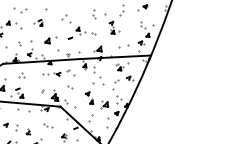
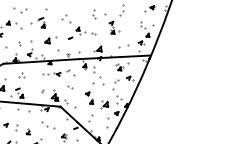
part position: (142, 7) -> (149, 8) (149, 8)
part size: 11x8 px -> 17x12 px (38, 22)
part size: 11x6 px -> 15x9 px (48, 125)
